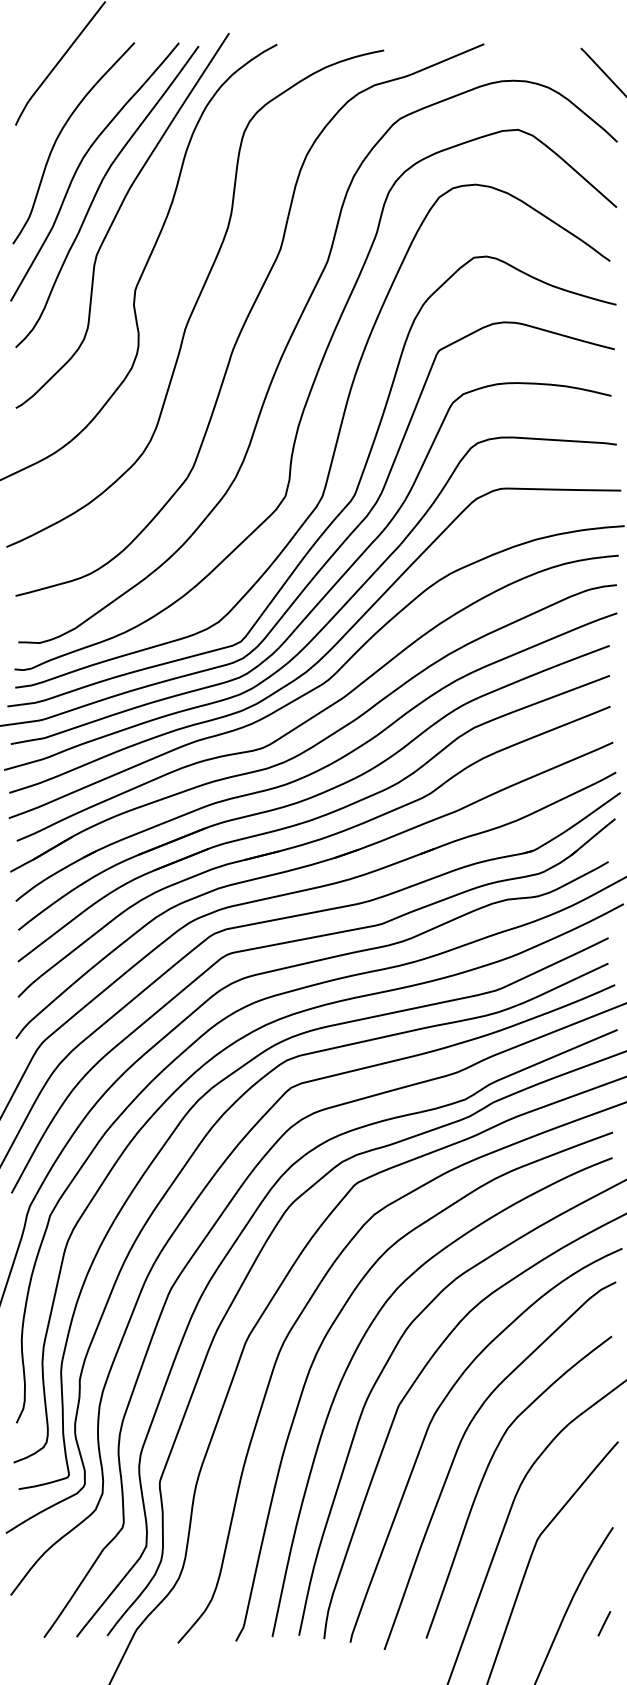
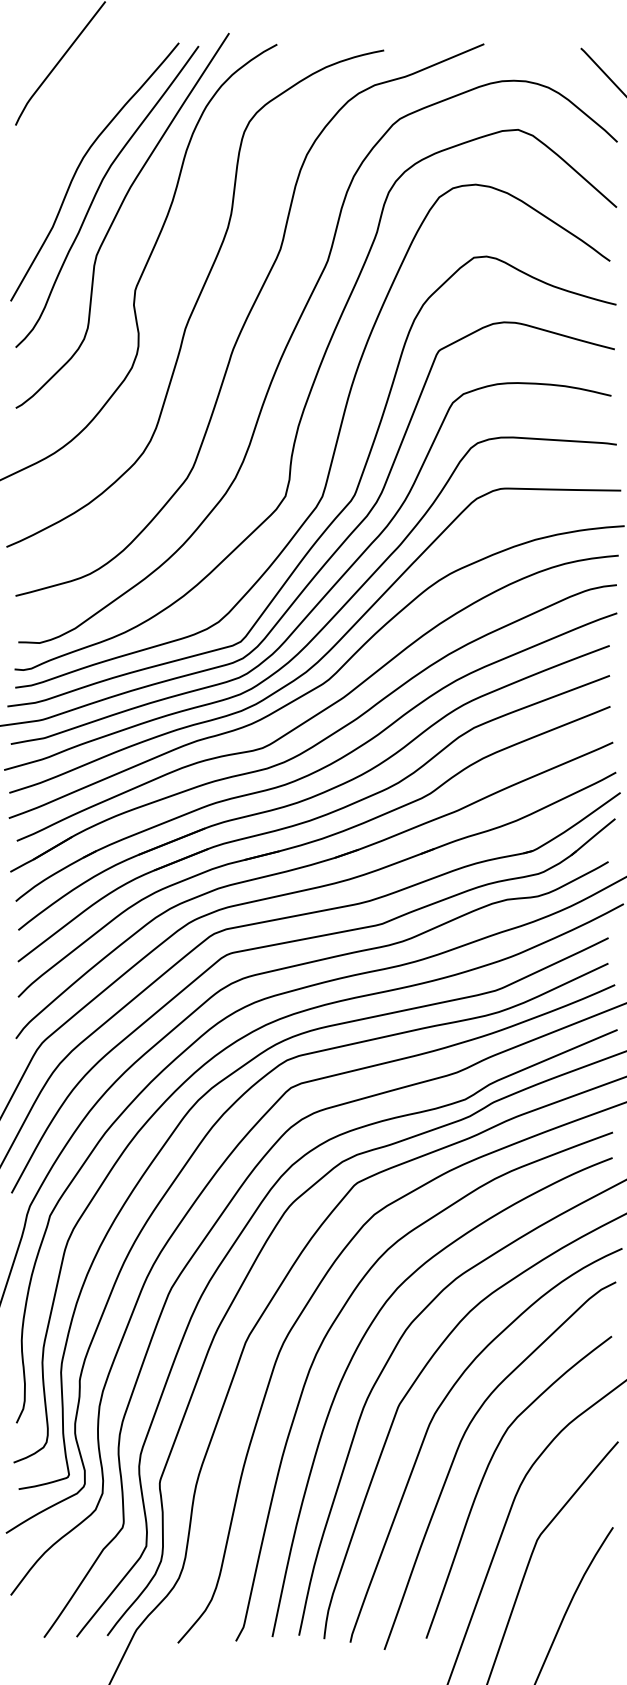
curve: present -> none (59, 136)
line: present -> none (604, 1623)
